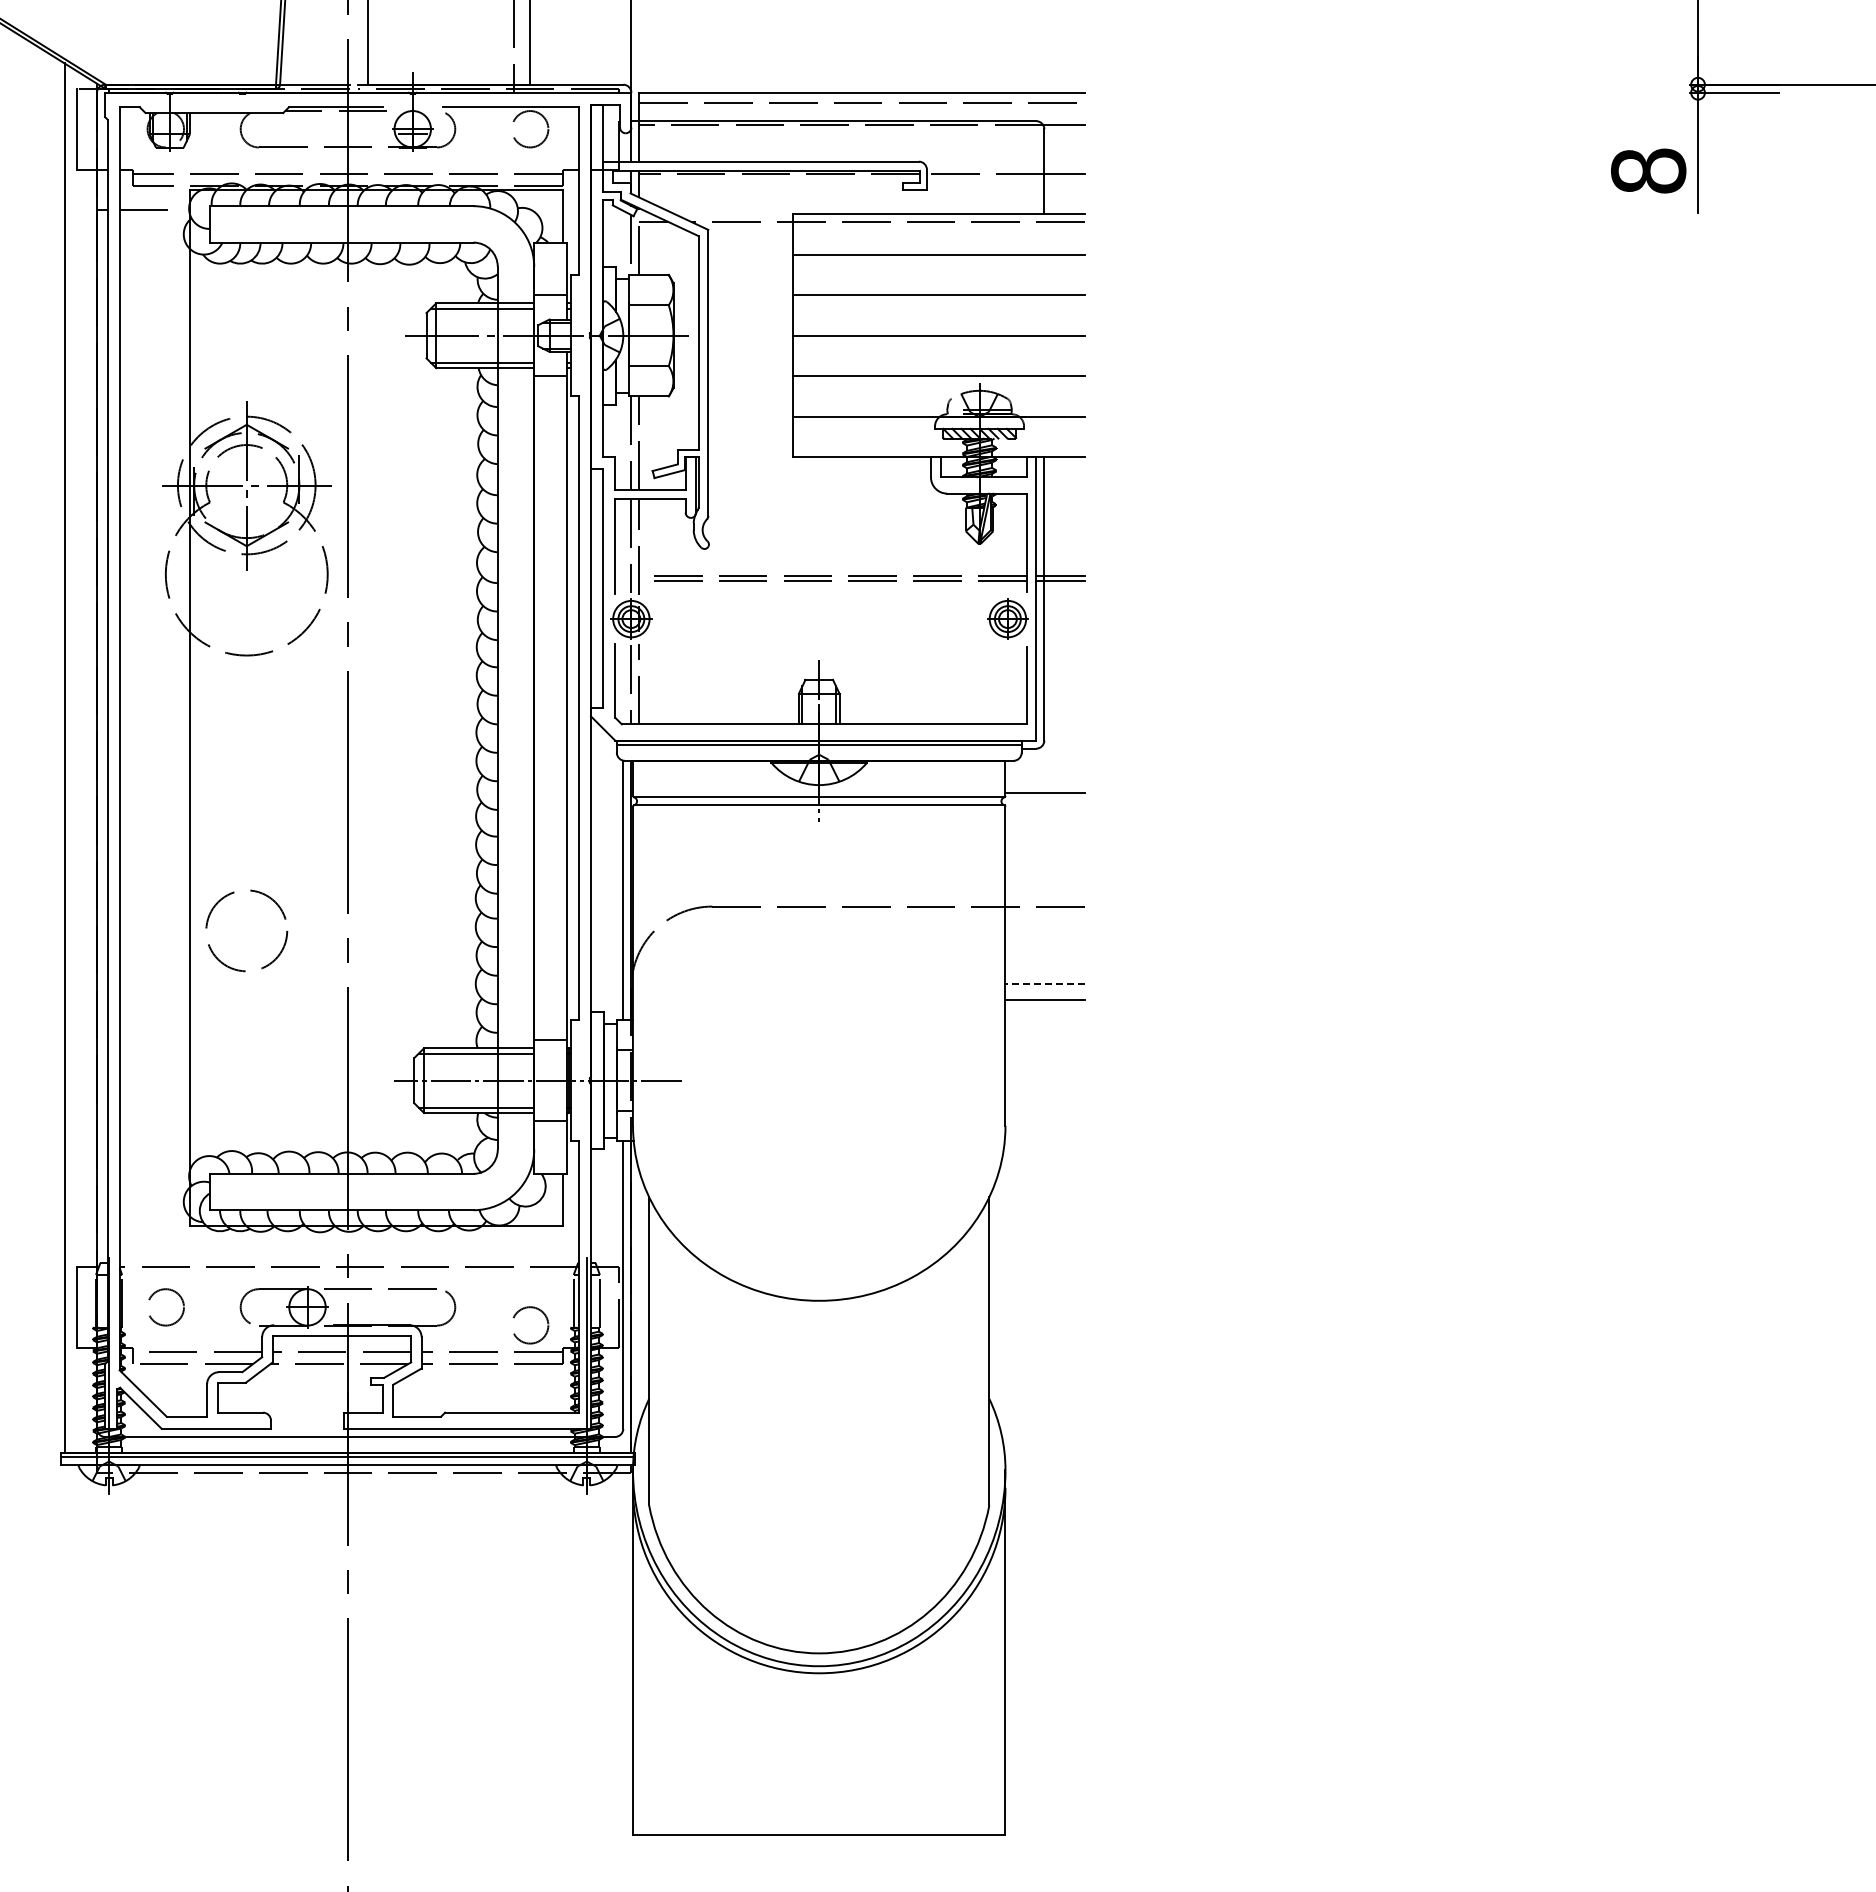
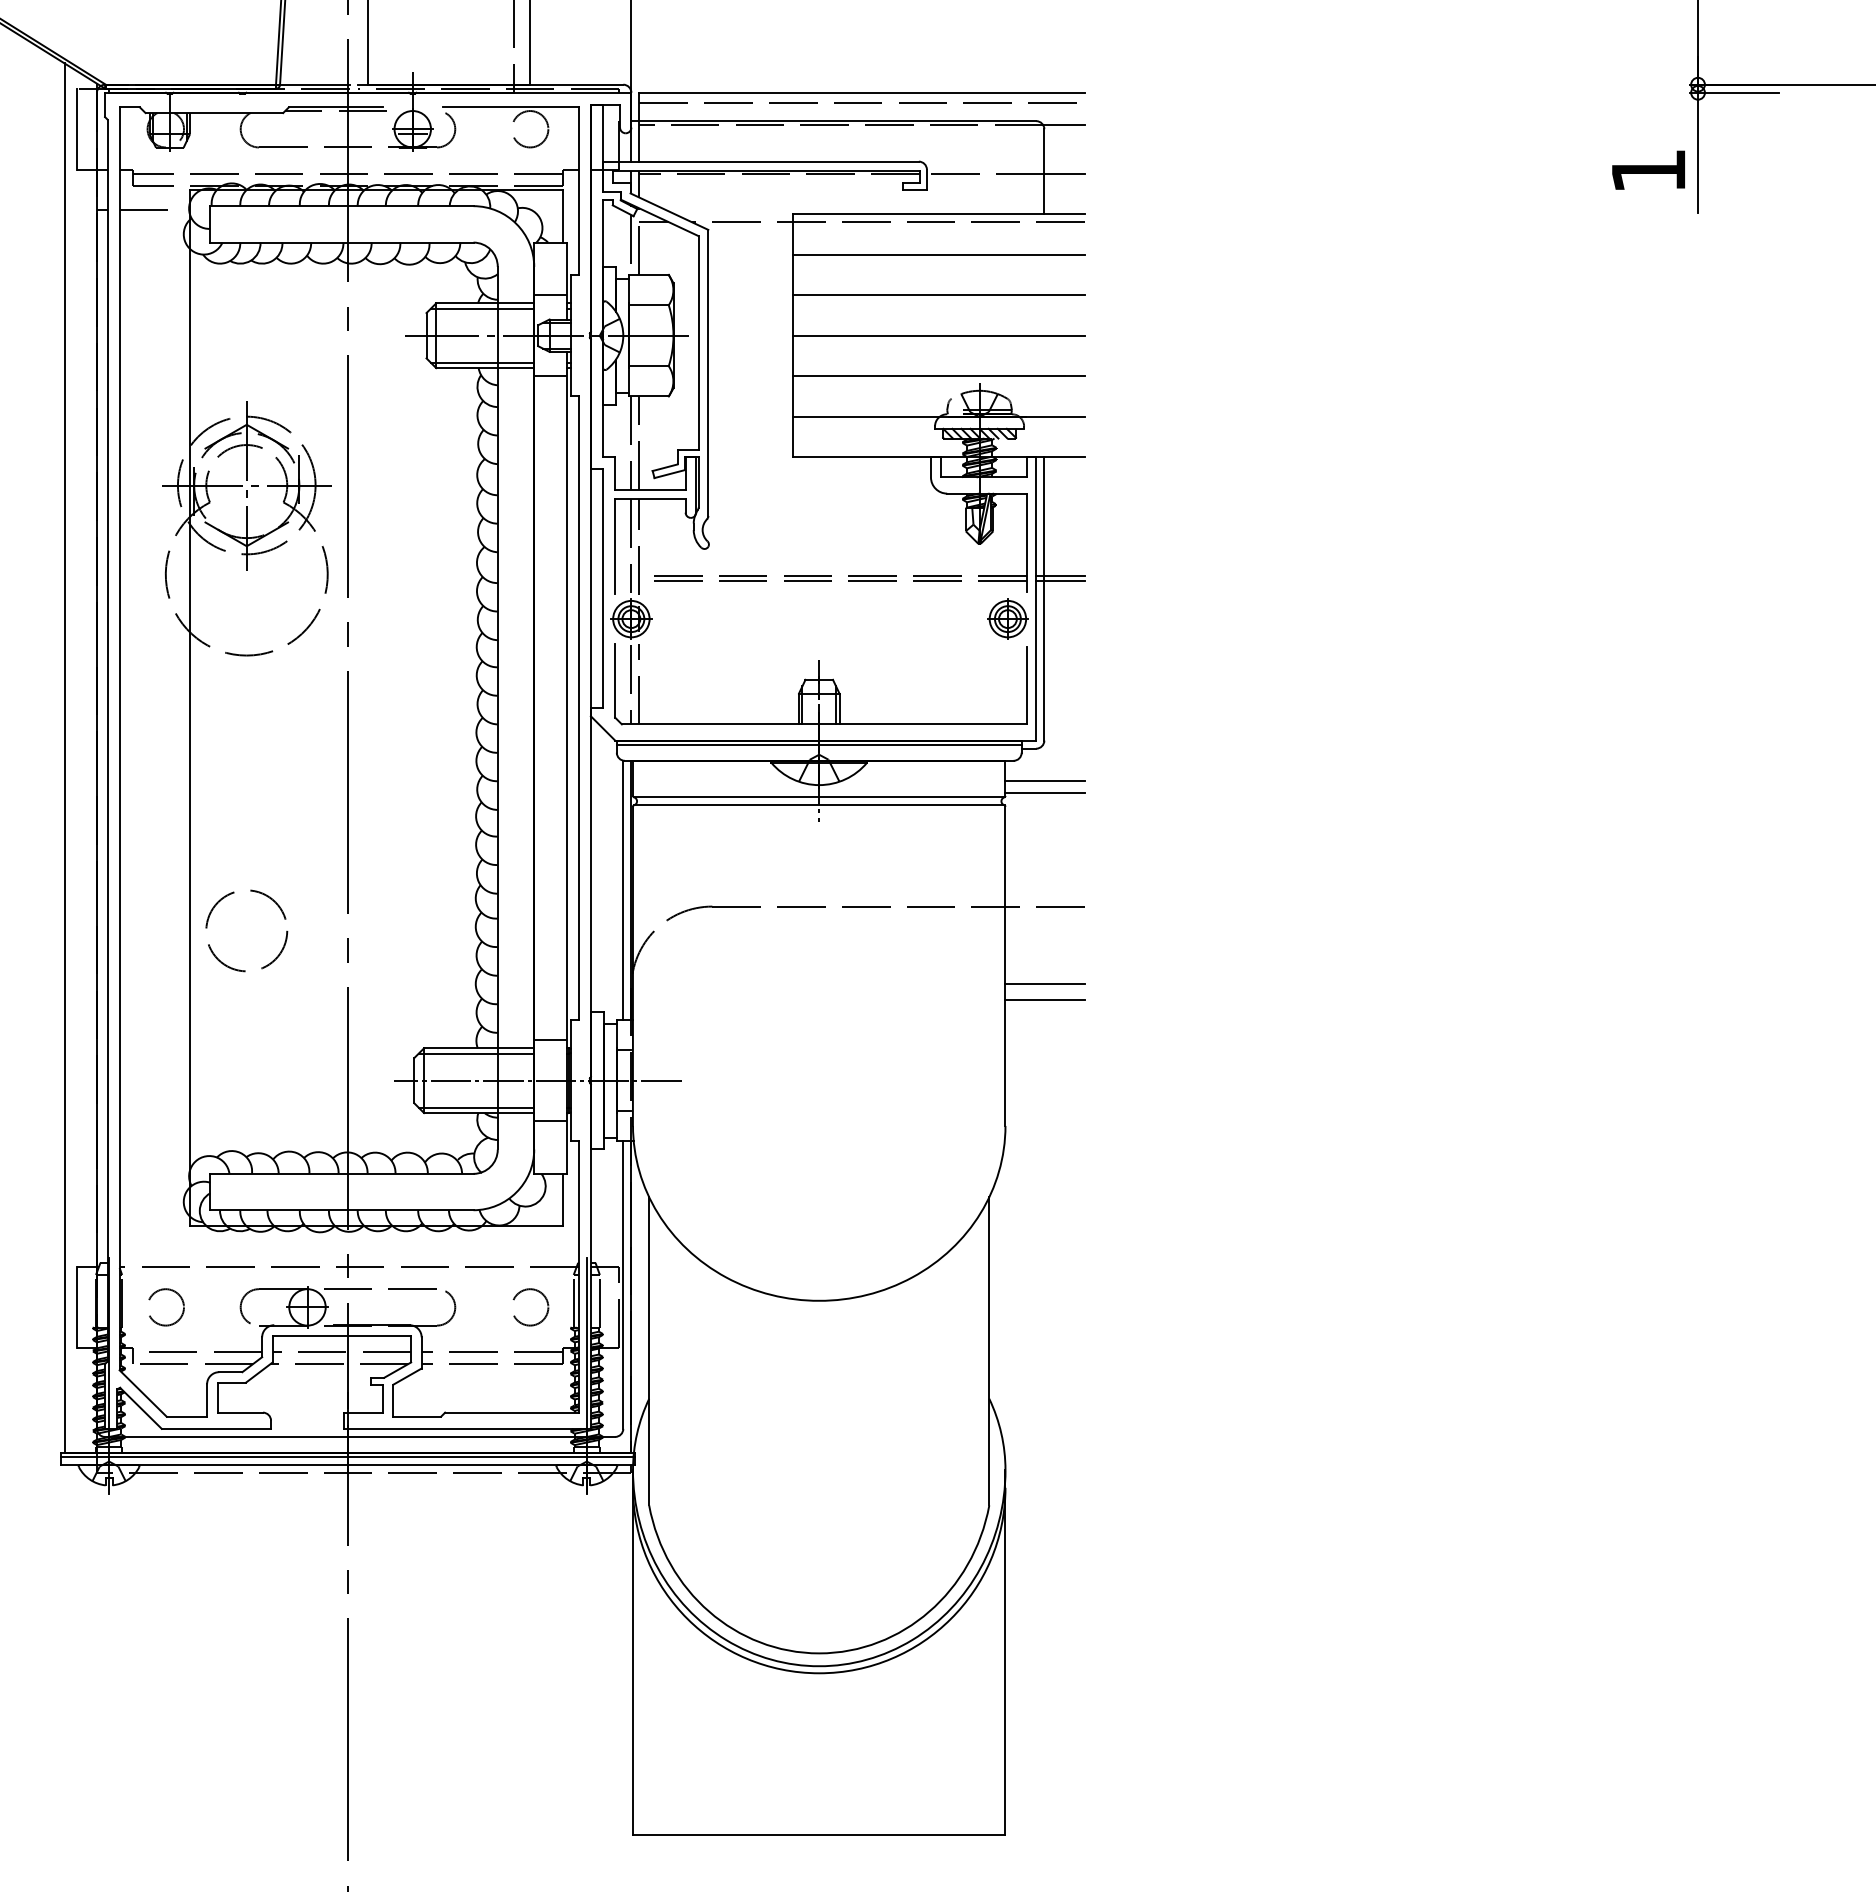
text: 8 -> 1 (1648, 170)
line: none -> present (1044, 781)
line: dashed -> solid (1045, 983)
circle position: (530, 1325) -> (530, 1307) (530, 1307)
